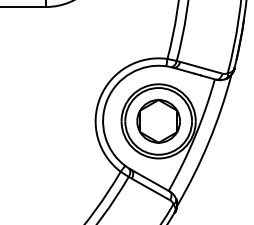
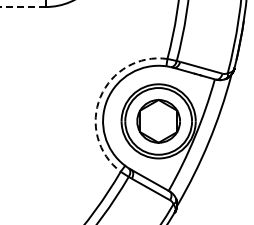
line: solid -> dashed (22, 7)
arc: solid -> dashed (100, 97)
